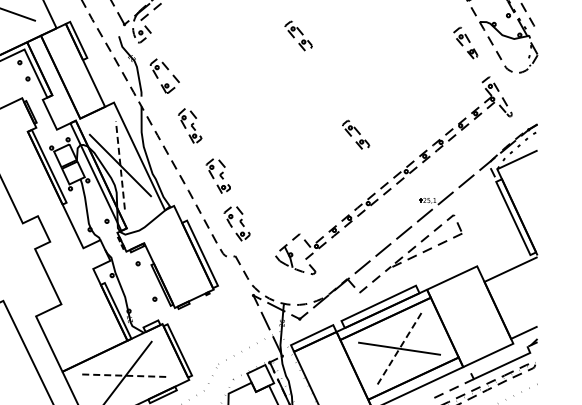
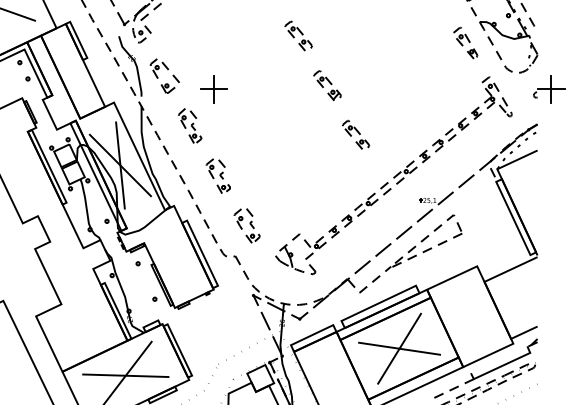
part: none -> present (327, 85)
part: none -> present (213, 89)
part: none -> present (549, 89)
line: dashed -> solid (120, 165)
part position: (236, 223) -> (246, 225) (246, 225)
line: dashed -> solid (399, 348)
line: dashed -> solid (125, 375)
